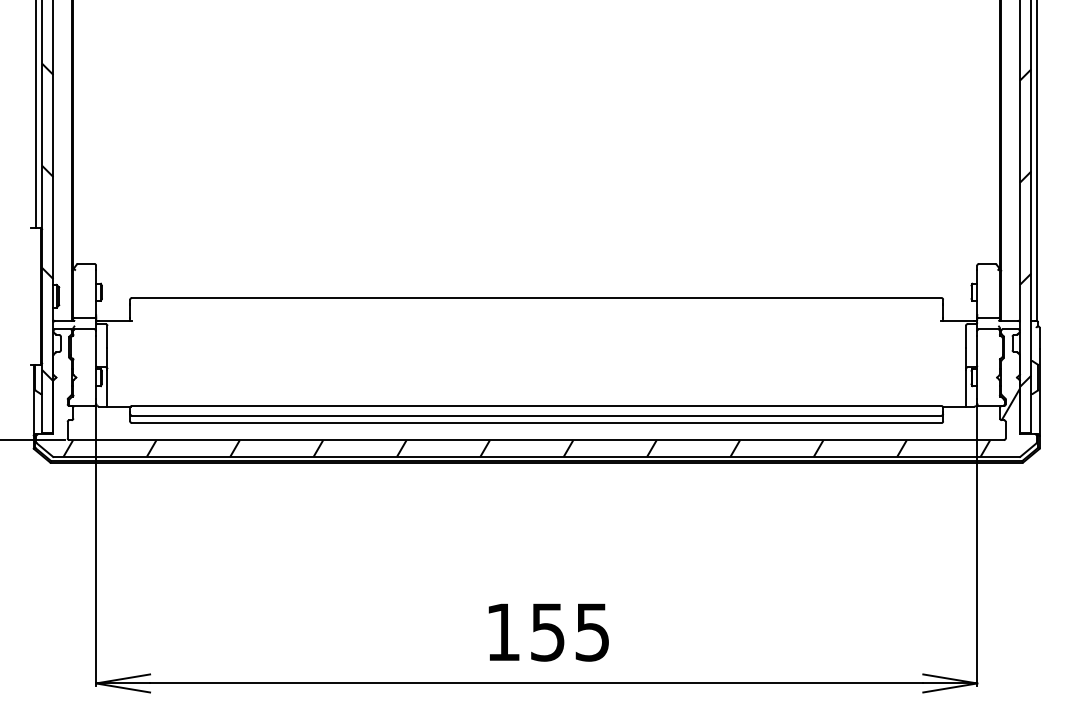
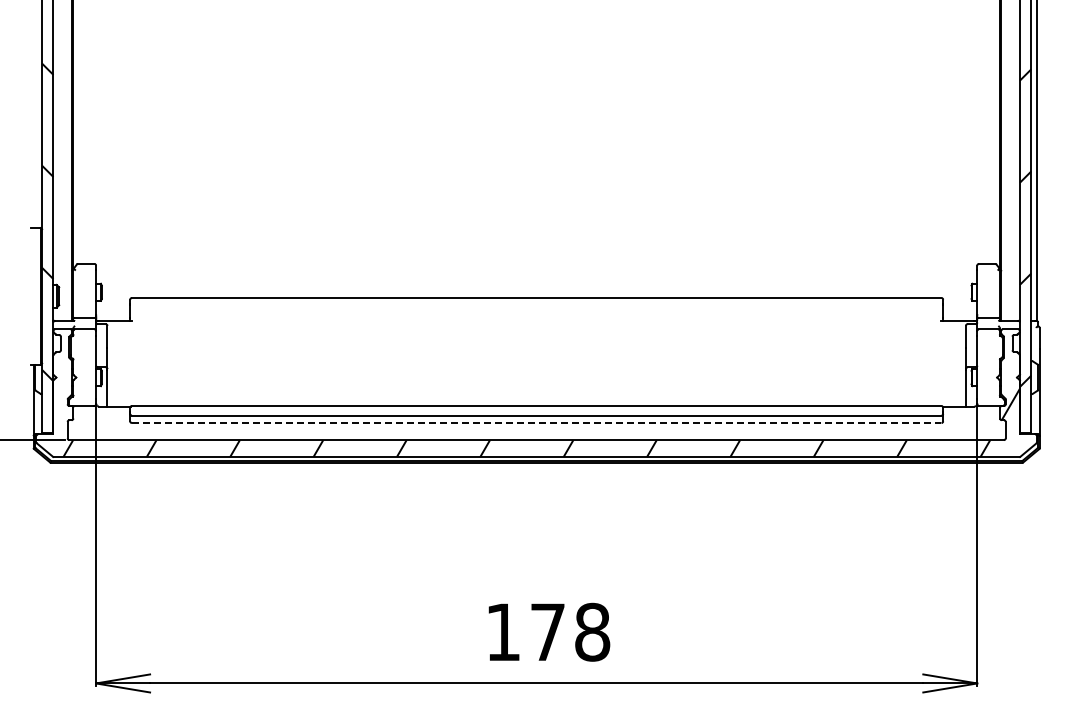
line: present -> none (36, 115)
line: solid -> dashed (536, 423)
text: 155 -> 178 (570, 631)
